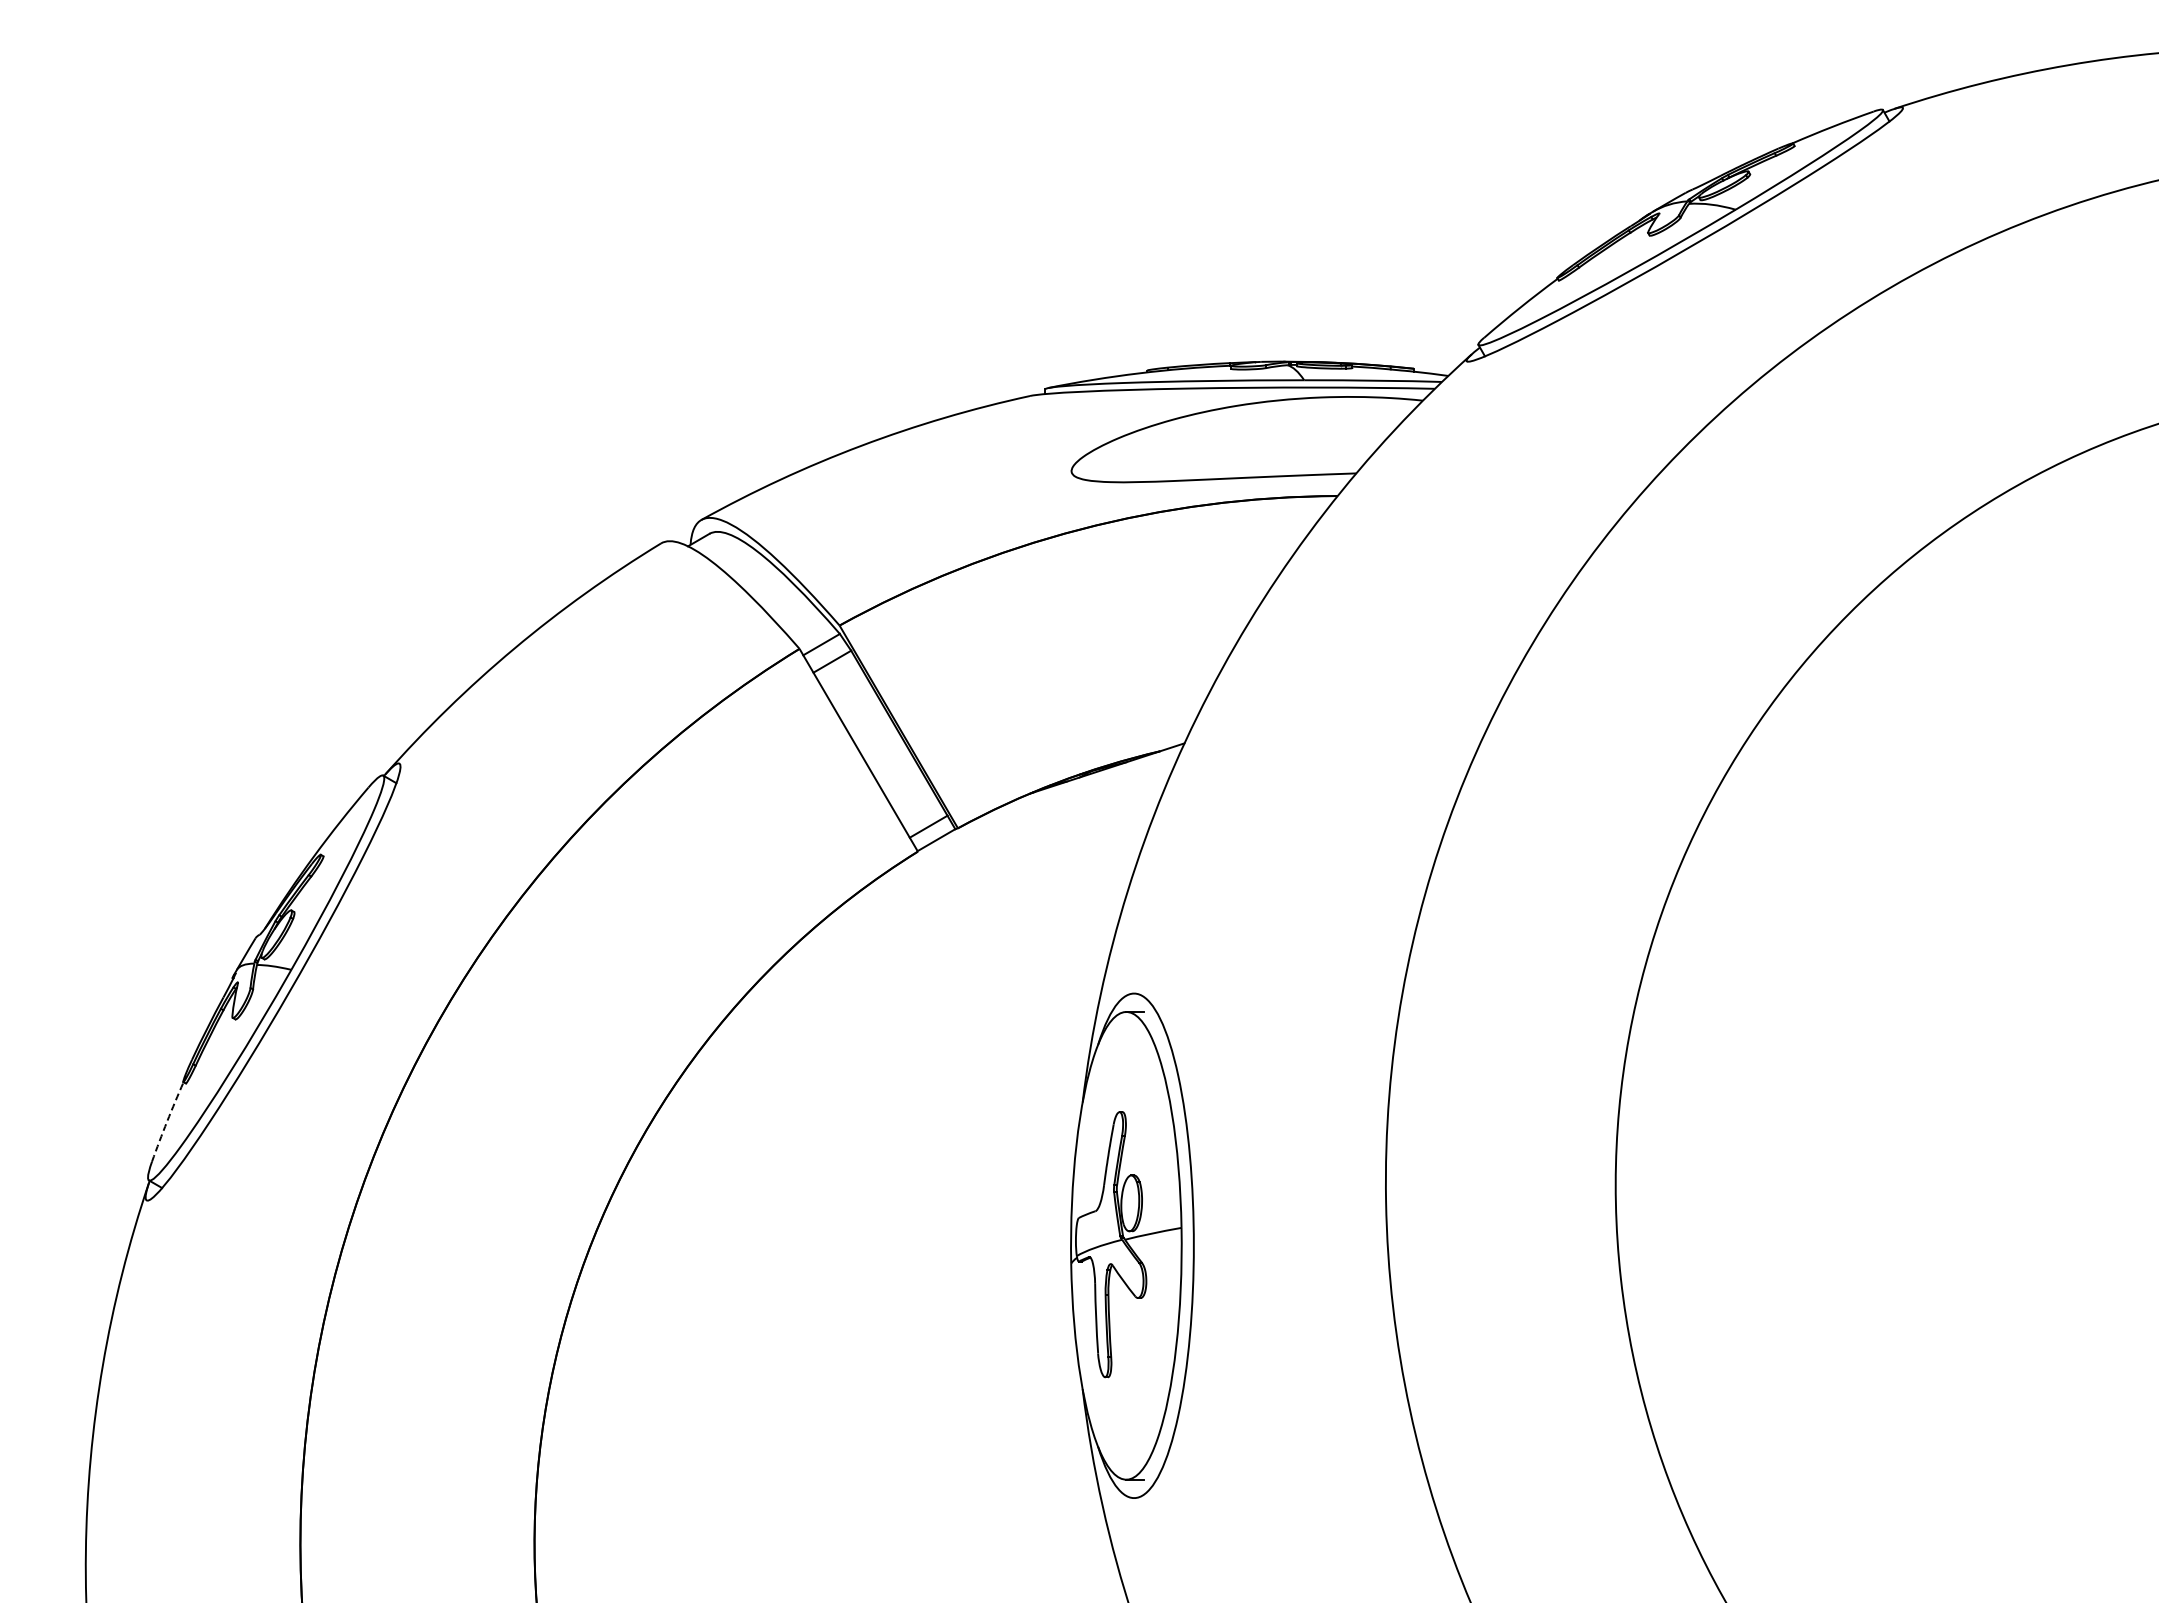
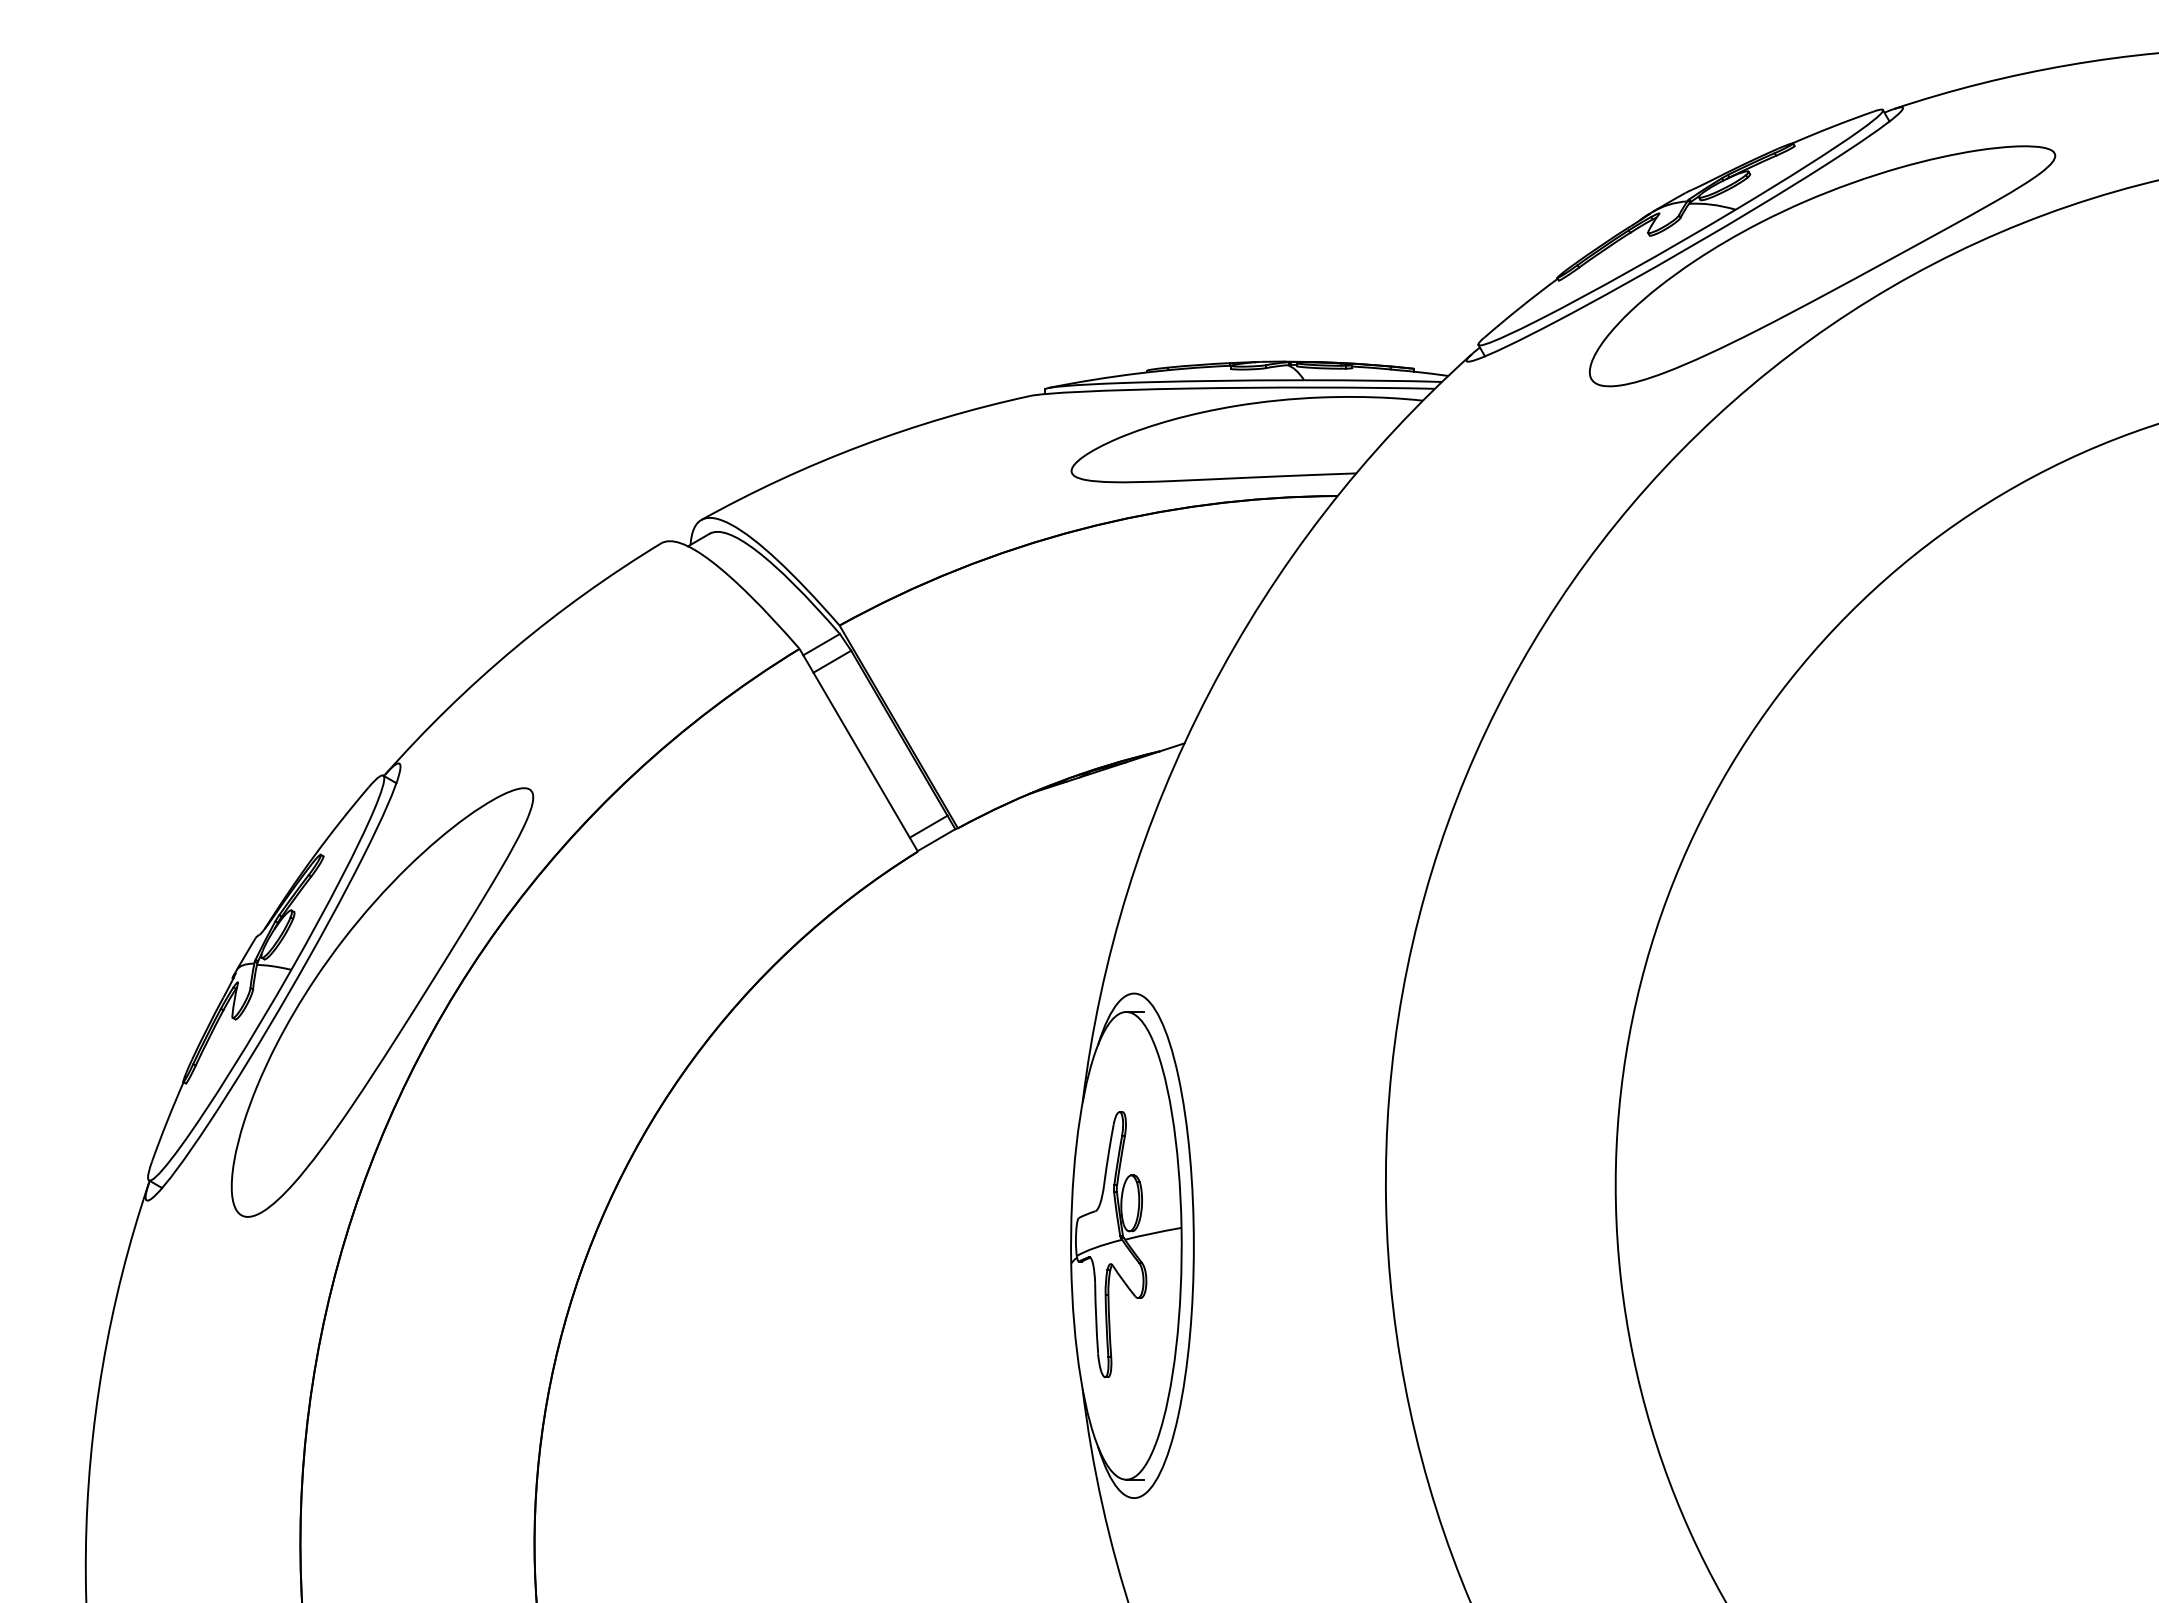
part: none -> present (1822, 266)
part: none -> present (382, 1002)
arc: dashed -> solid (167, 1121)
